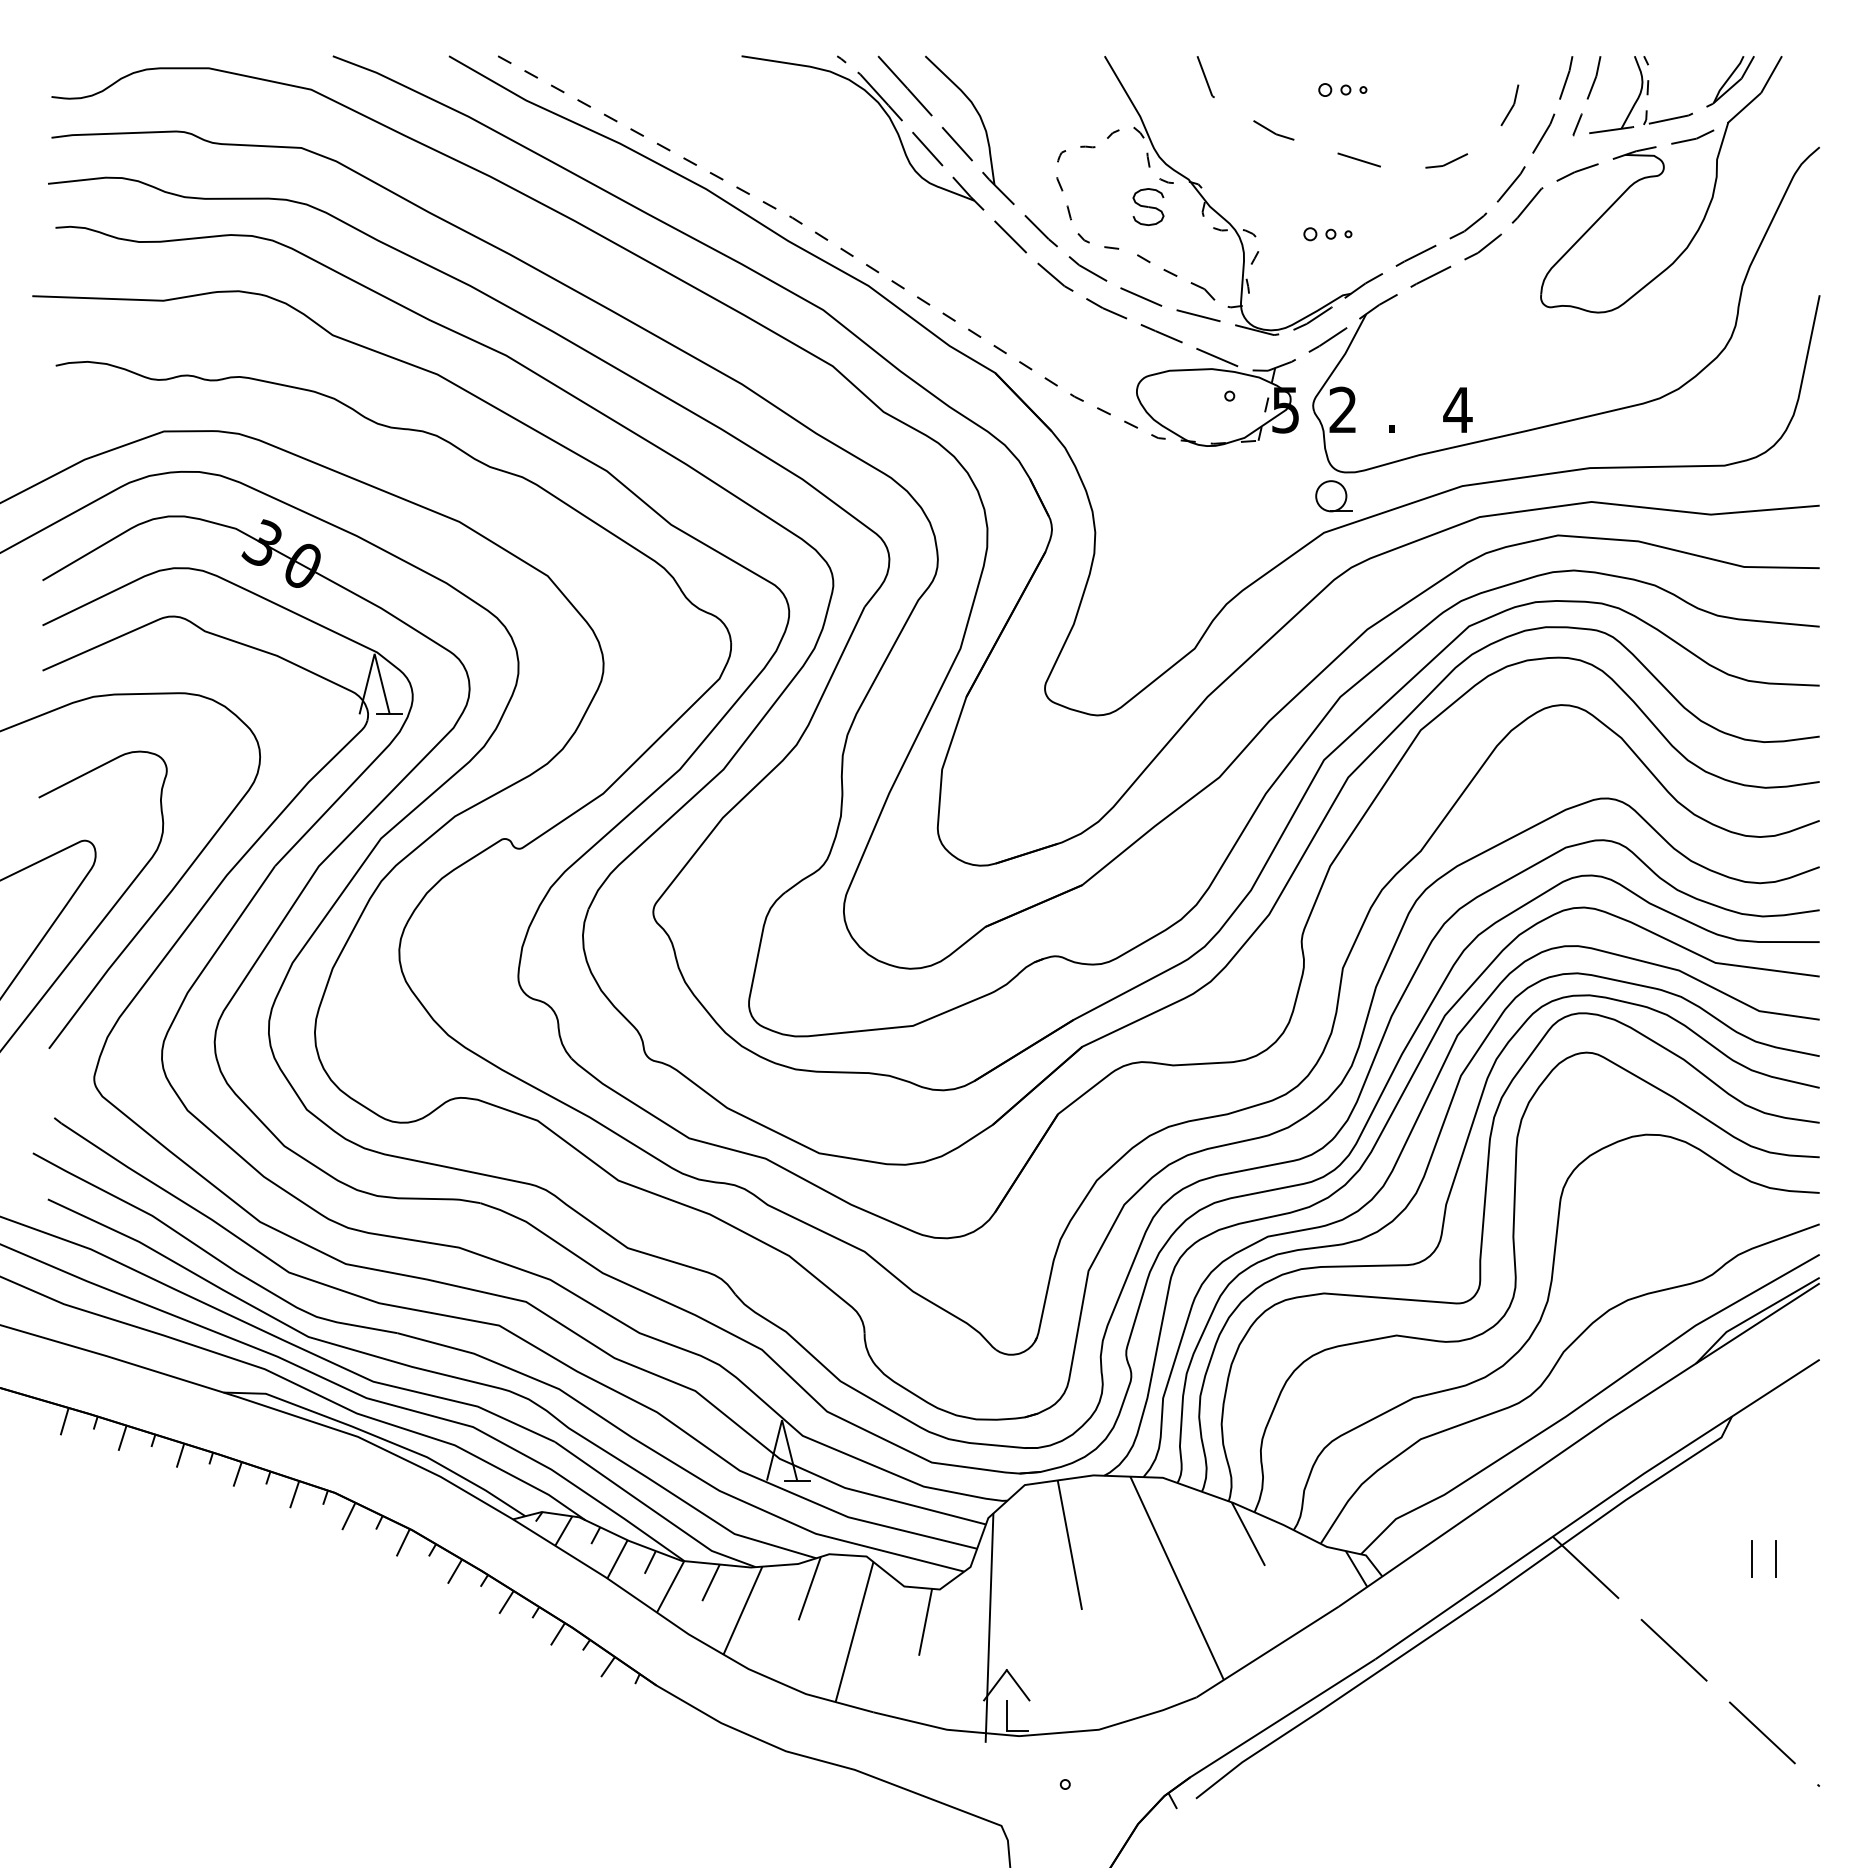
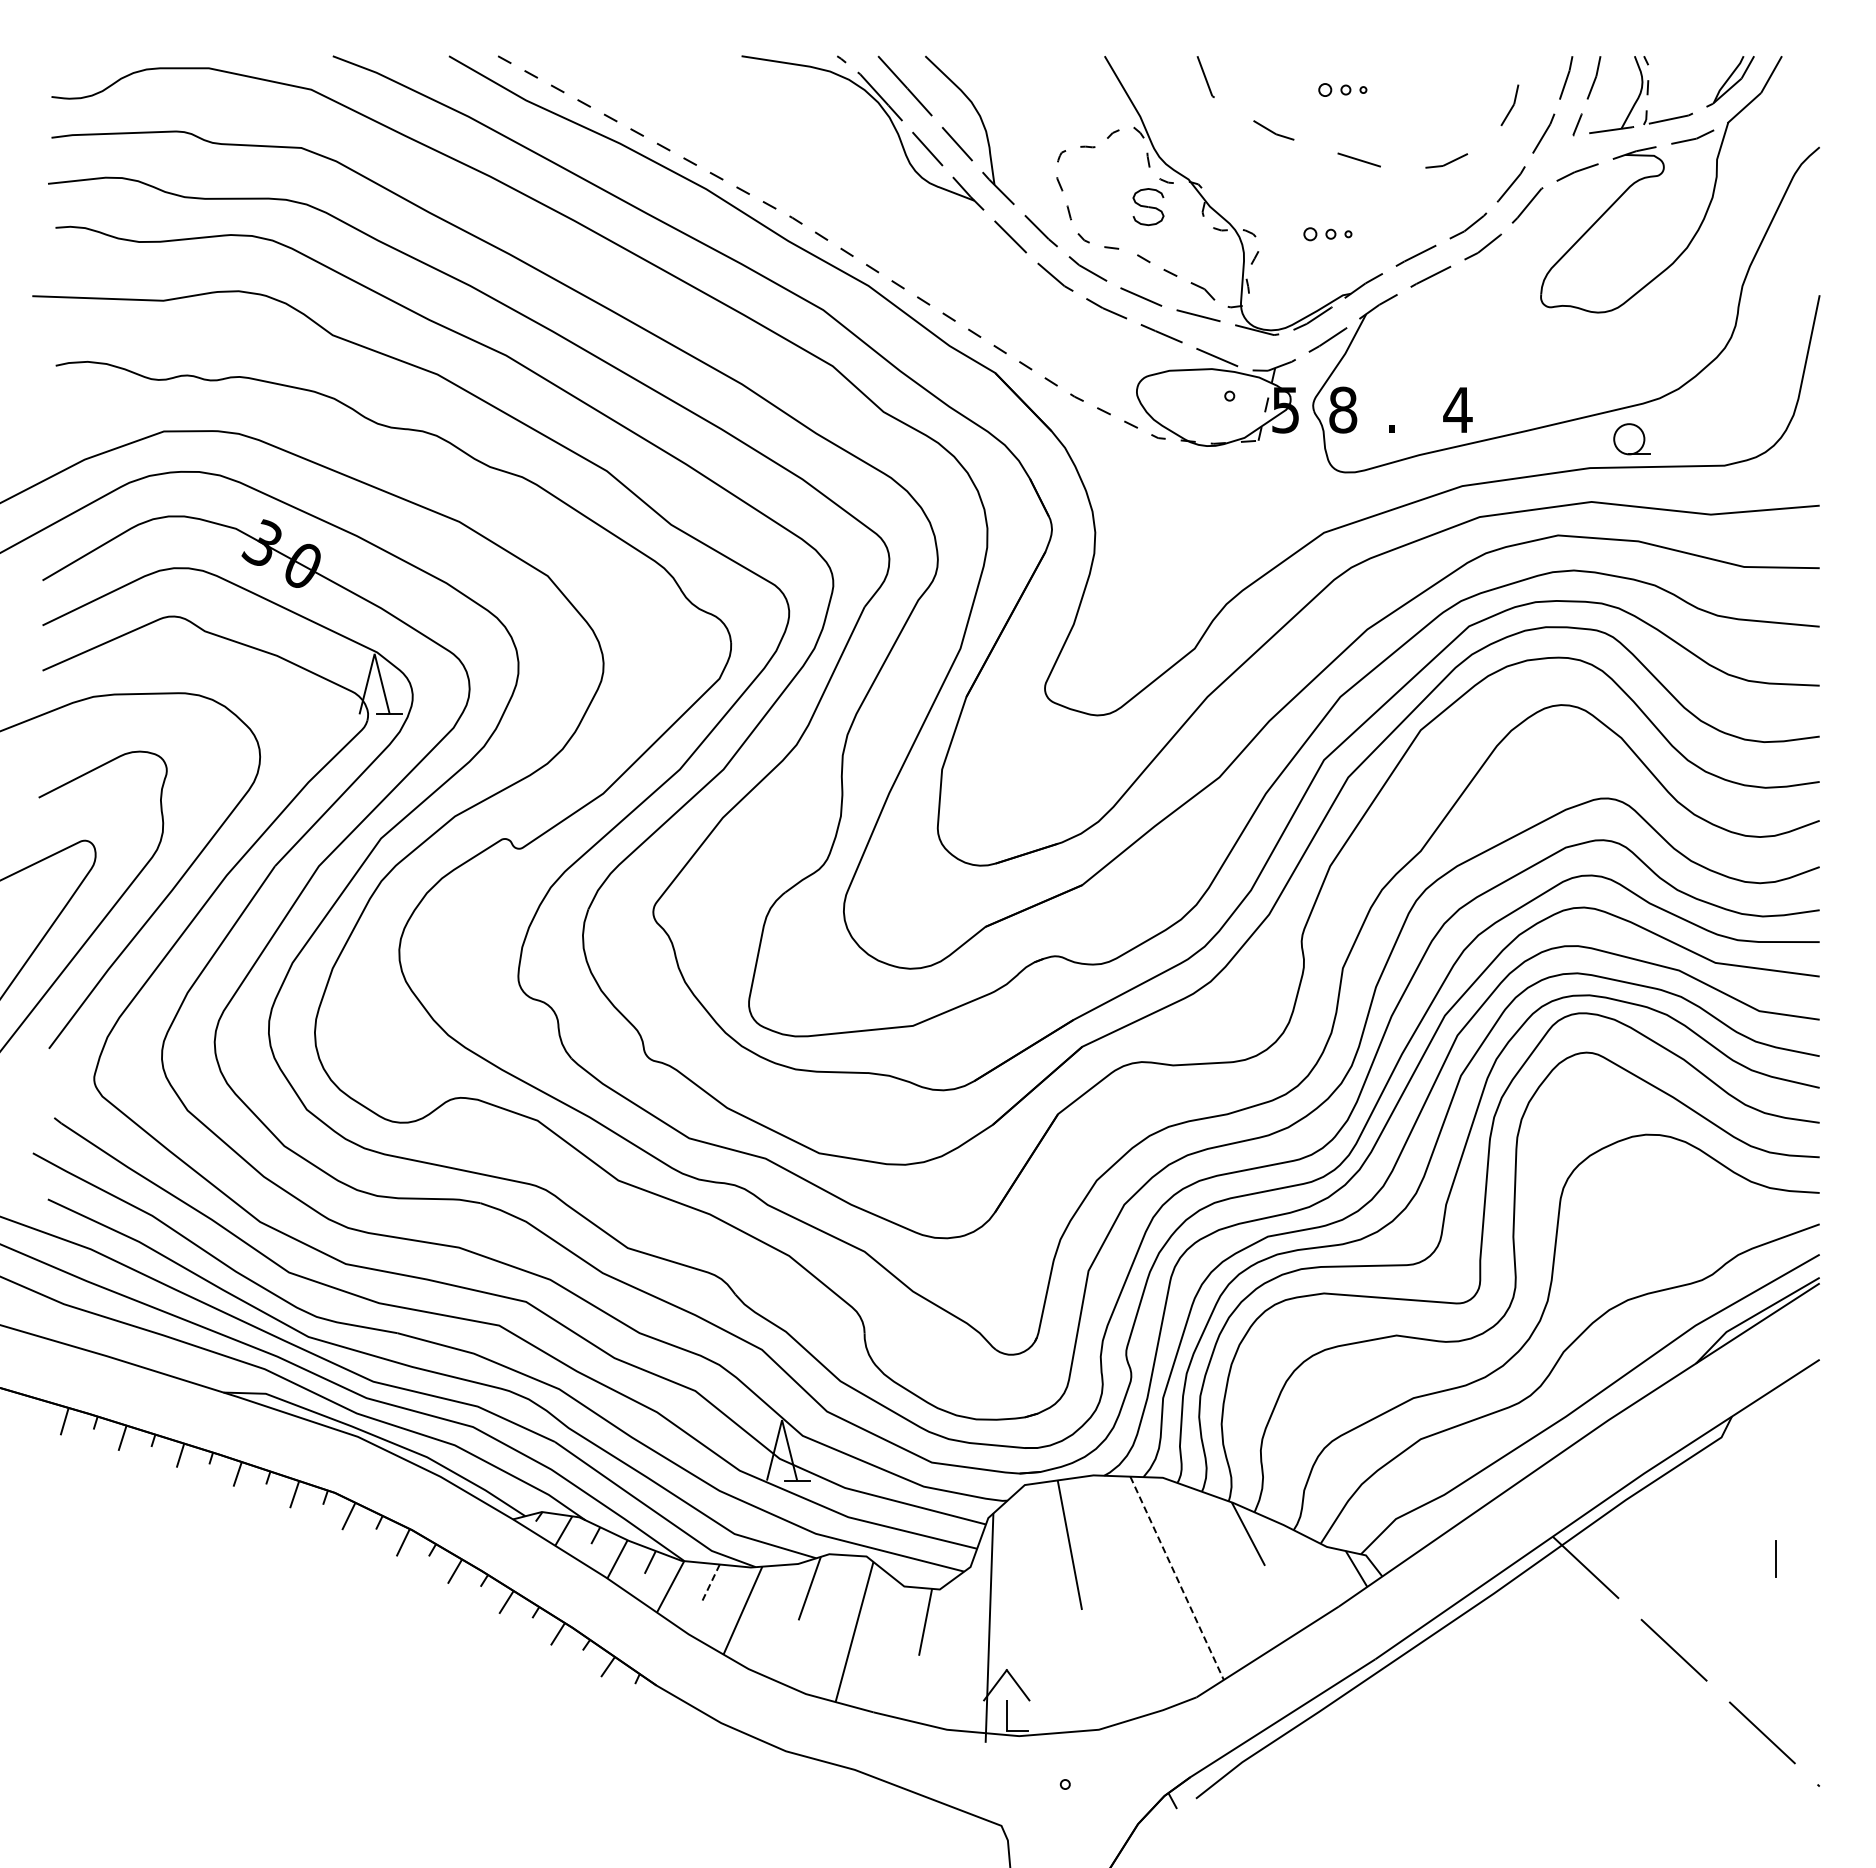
text: 2 -> 8 (1343, 409)
part position: (1333, 496) -> (1631, 439) (1631, 439)
line: present -> none (1751, 1558)
line: solid -> dashed (1177, 1578)
line: solid -> dashed (710, 1583)
